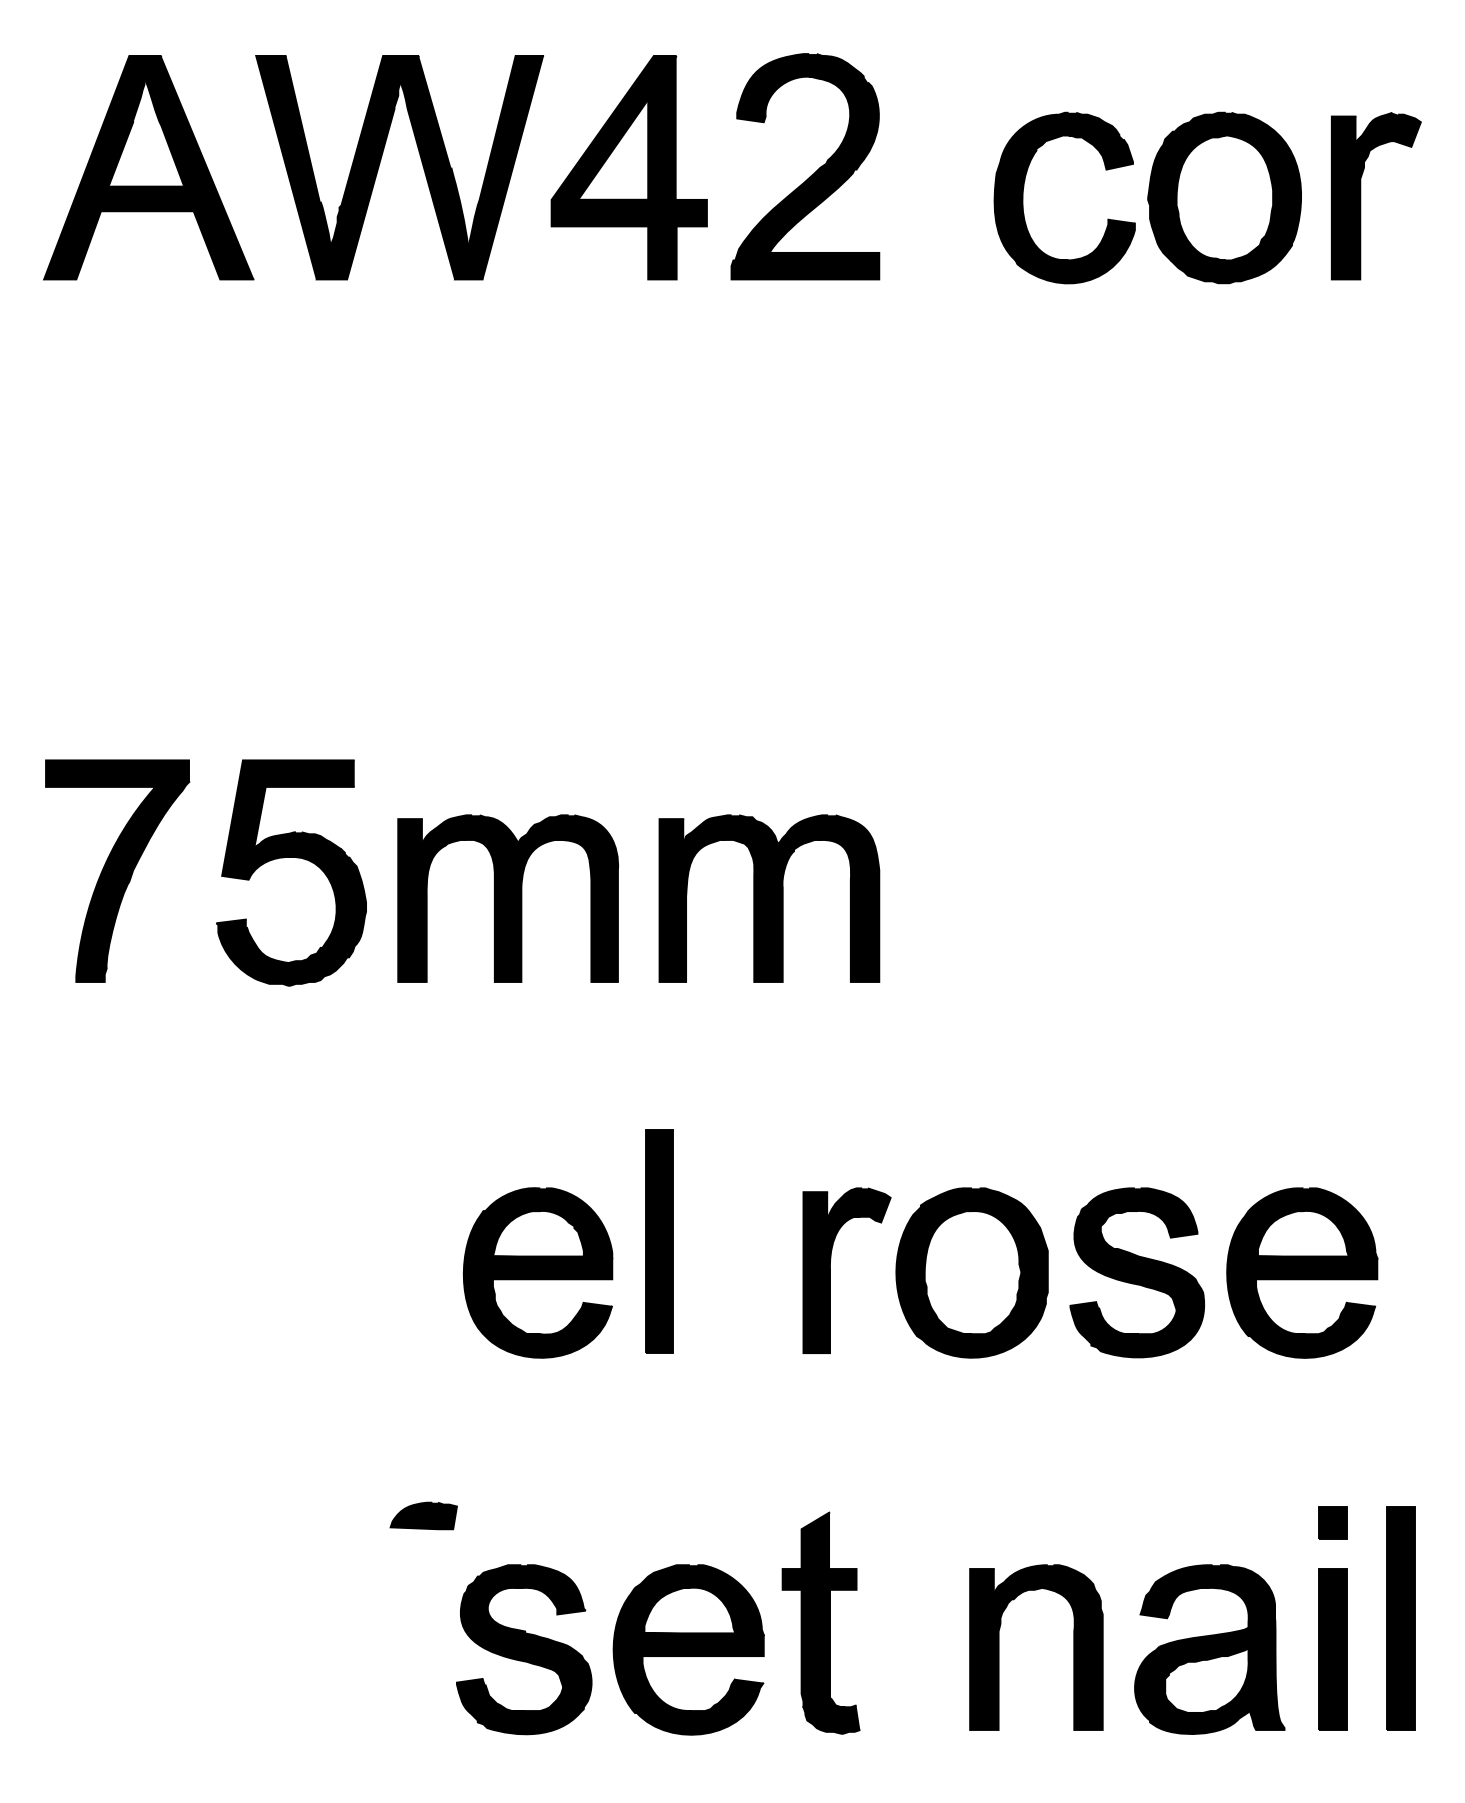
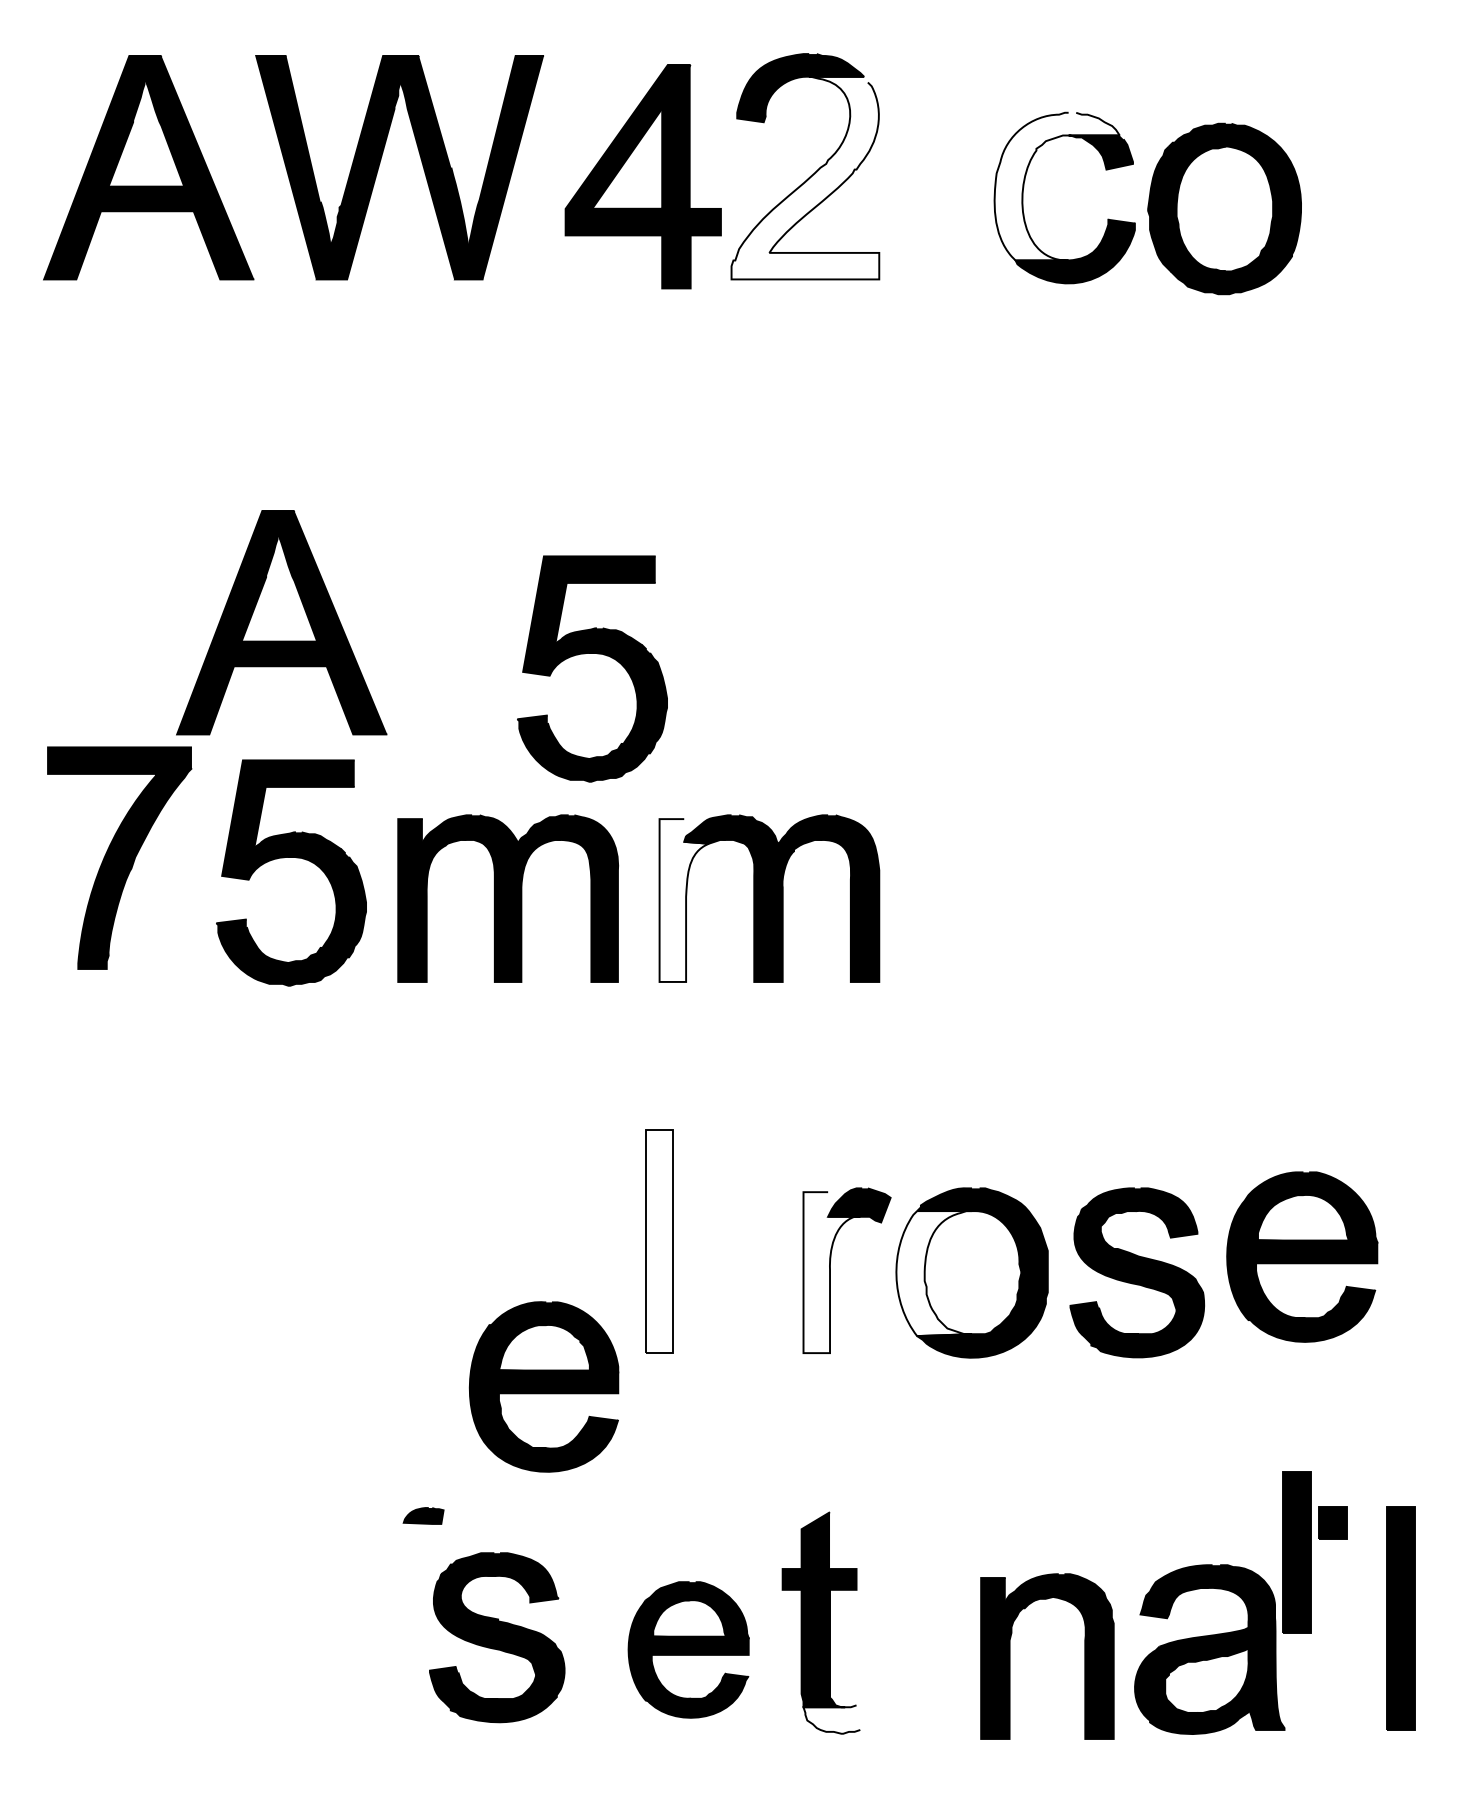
part position: (628, 167) -> (642, 176) (642, 176)
fill: present -> none (805, 177)
fill: present -> none (1056, 186)
part: present -> none (1361, 196)
part position: (1224, 197) -> (1224, 208) (1224, 208)
part: none -> present (281, 622)
part: none -> present (597, 654)
part position: (117, 870) -> (119, 857) (119, 857)
fill: present -> none (683, 900)
fill: present -> none (659, 1241)
part position: (537, 1272) -> (543, 1386) (543, 1386)
fill: present -> none (831, 1272)
part position: (1302, 1272) -> (1302, 1256) (1302, 1256)
fill: present -> none (934, 1273)
part size: 69x30 px -> 43x18 px (423, 1515)
part position: (999, 1647) -> (1010, 1656) (1010, 1656)
part position: (524, 1649) -> (497, 1637) (497, 1637)
part size: 153x172 px -> 123x138 px (688, 1649)
part position: (1332, 1649) -> (1296, 1552) (1296, 1552)
fill: present -> none (831, 1719)
